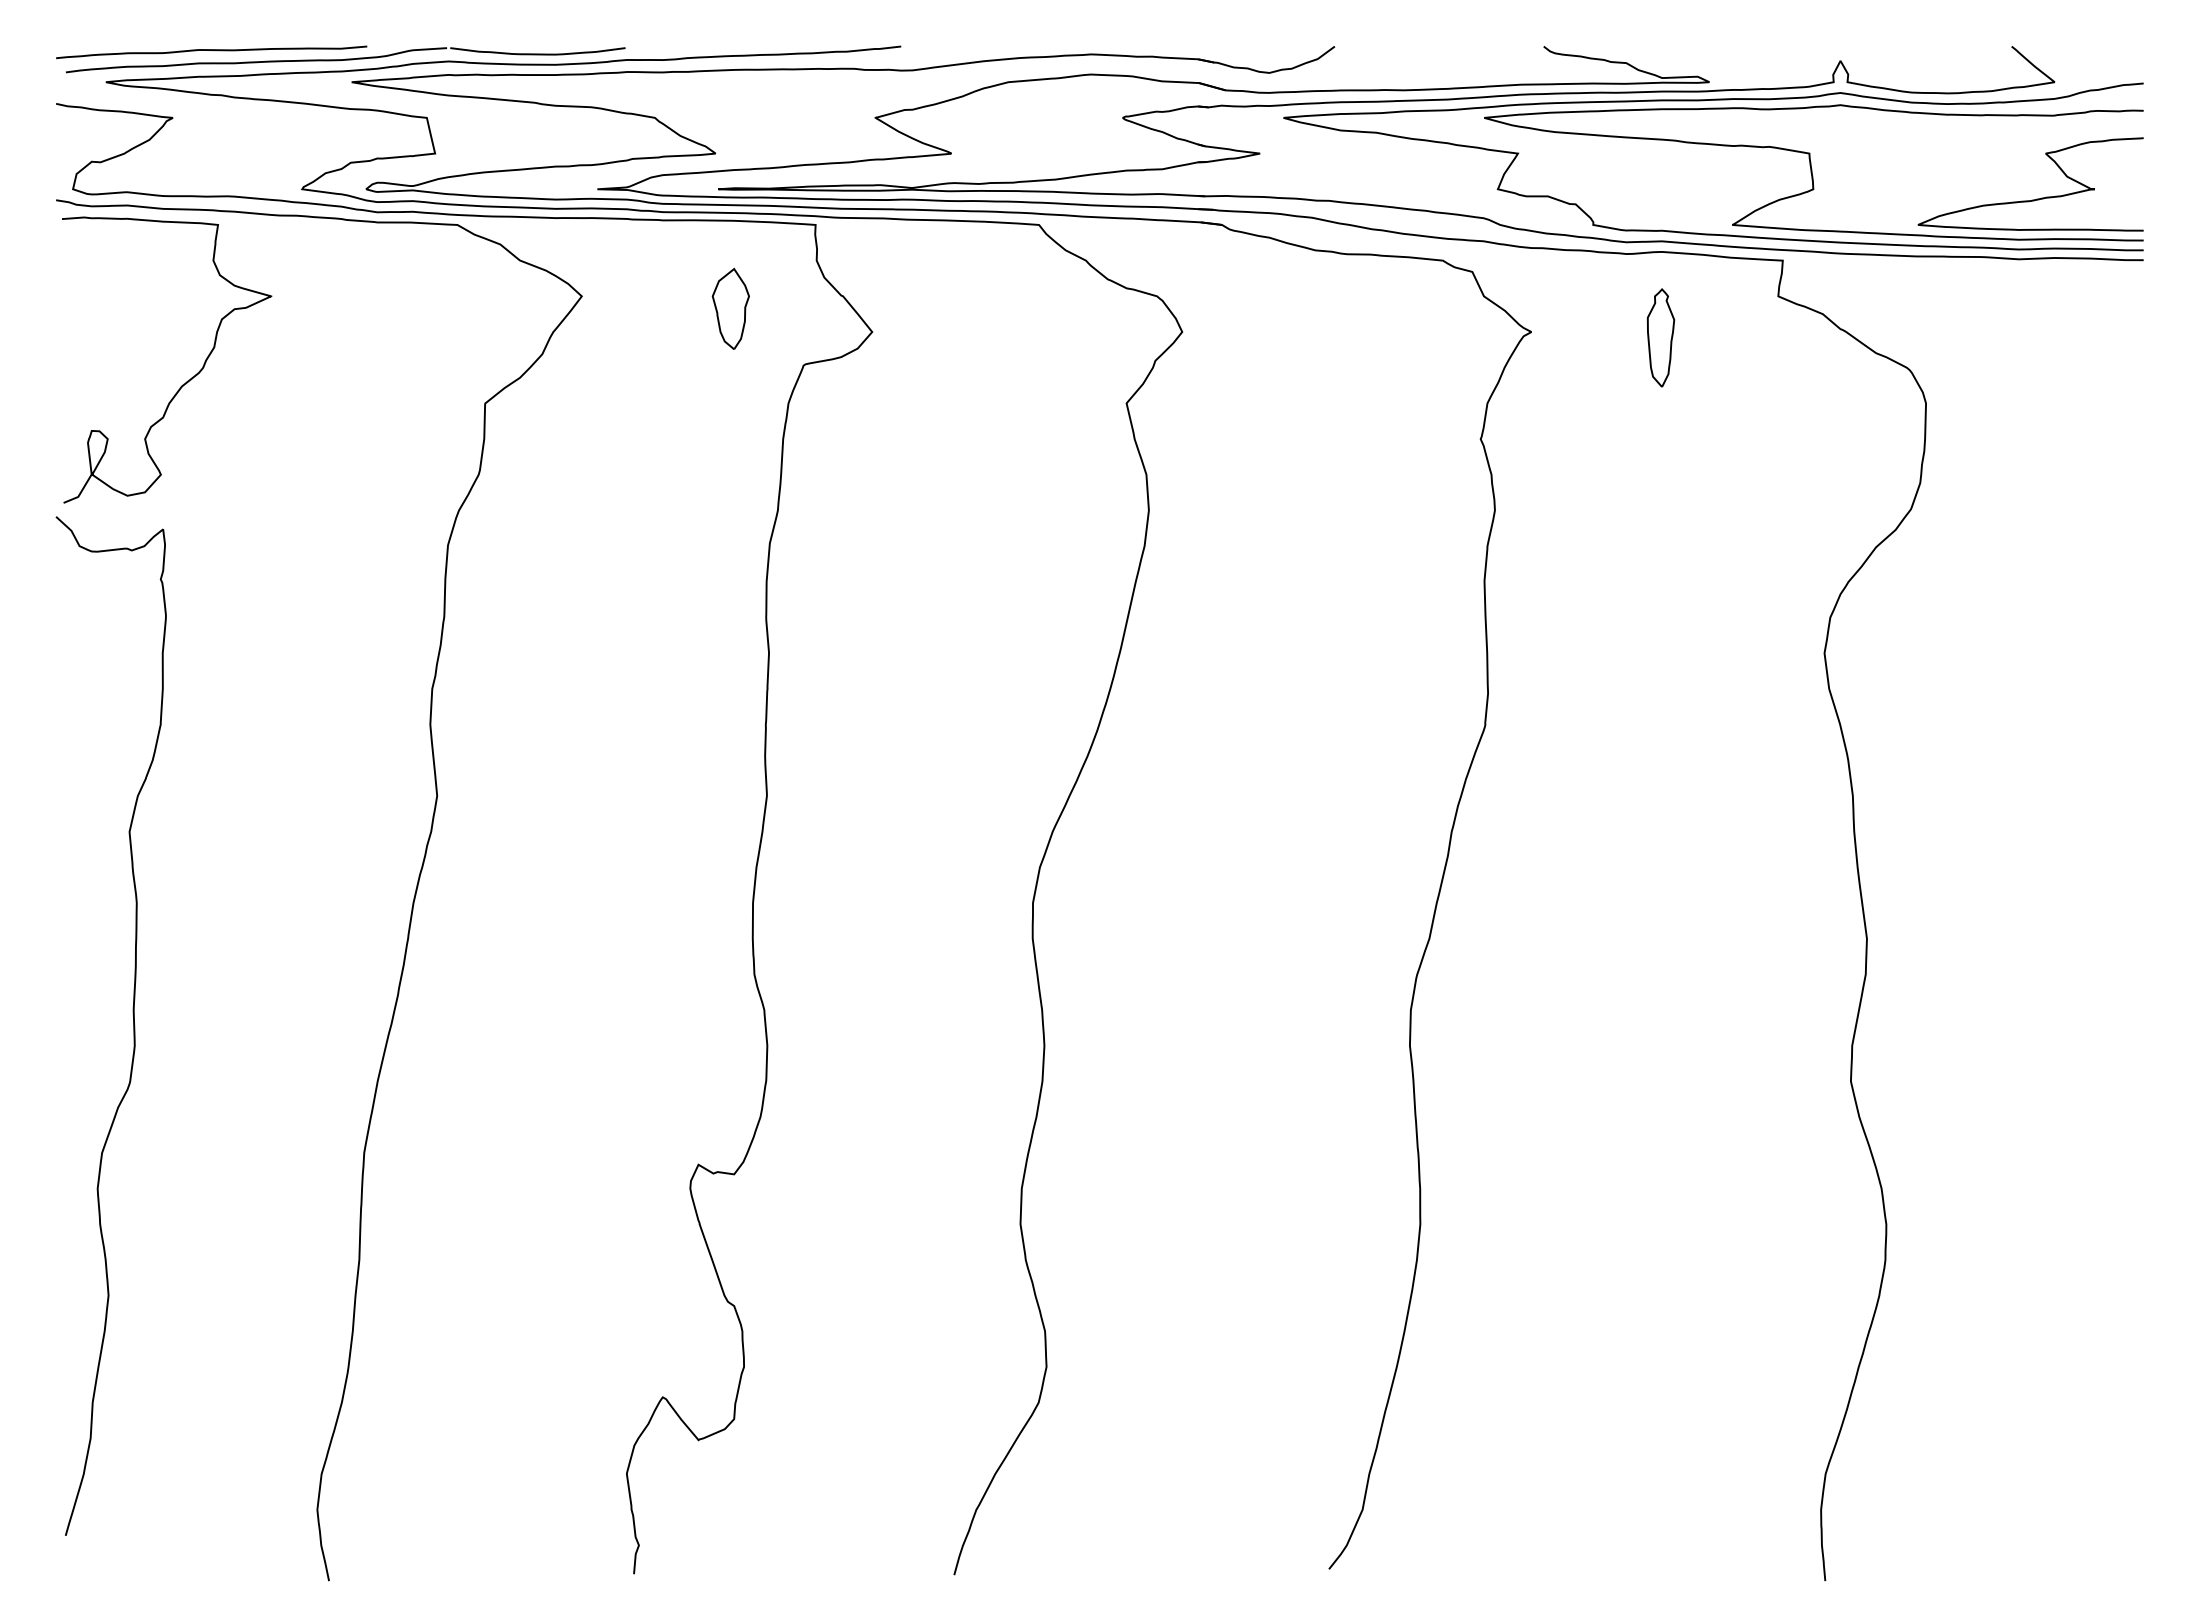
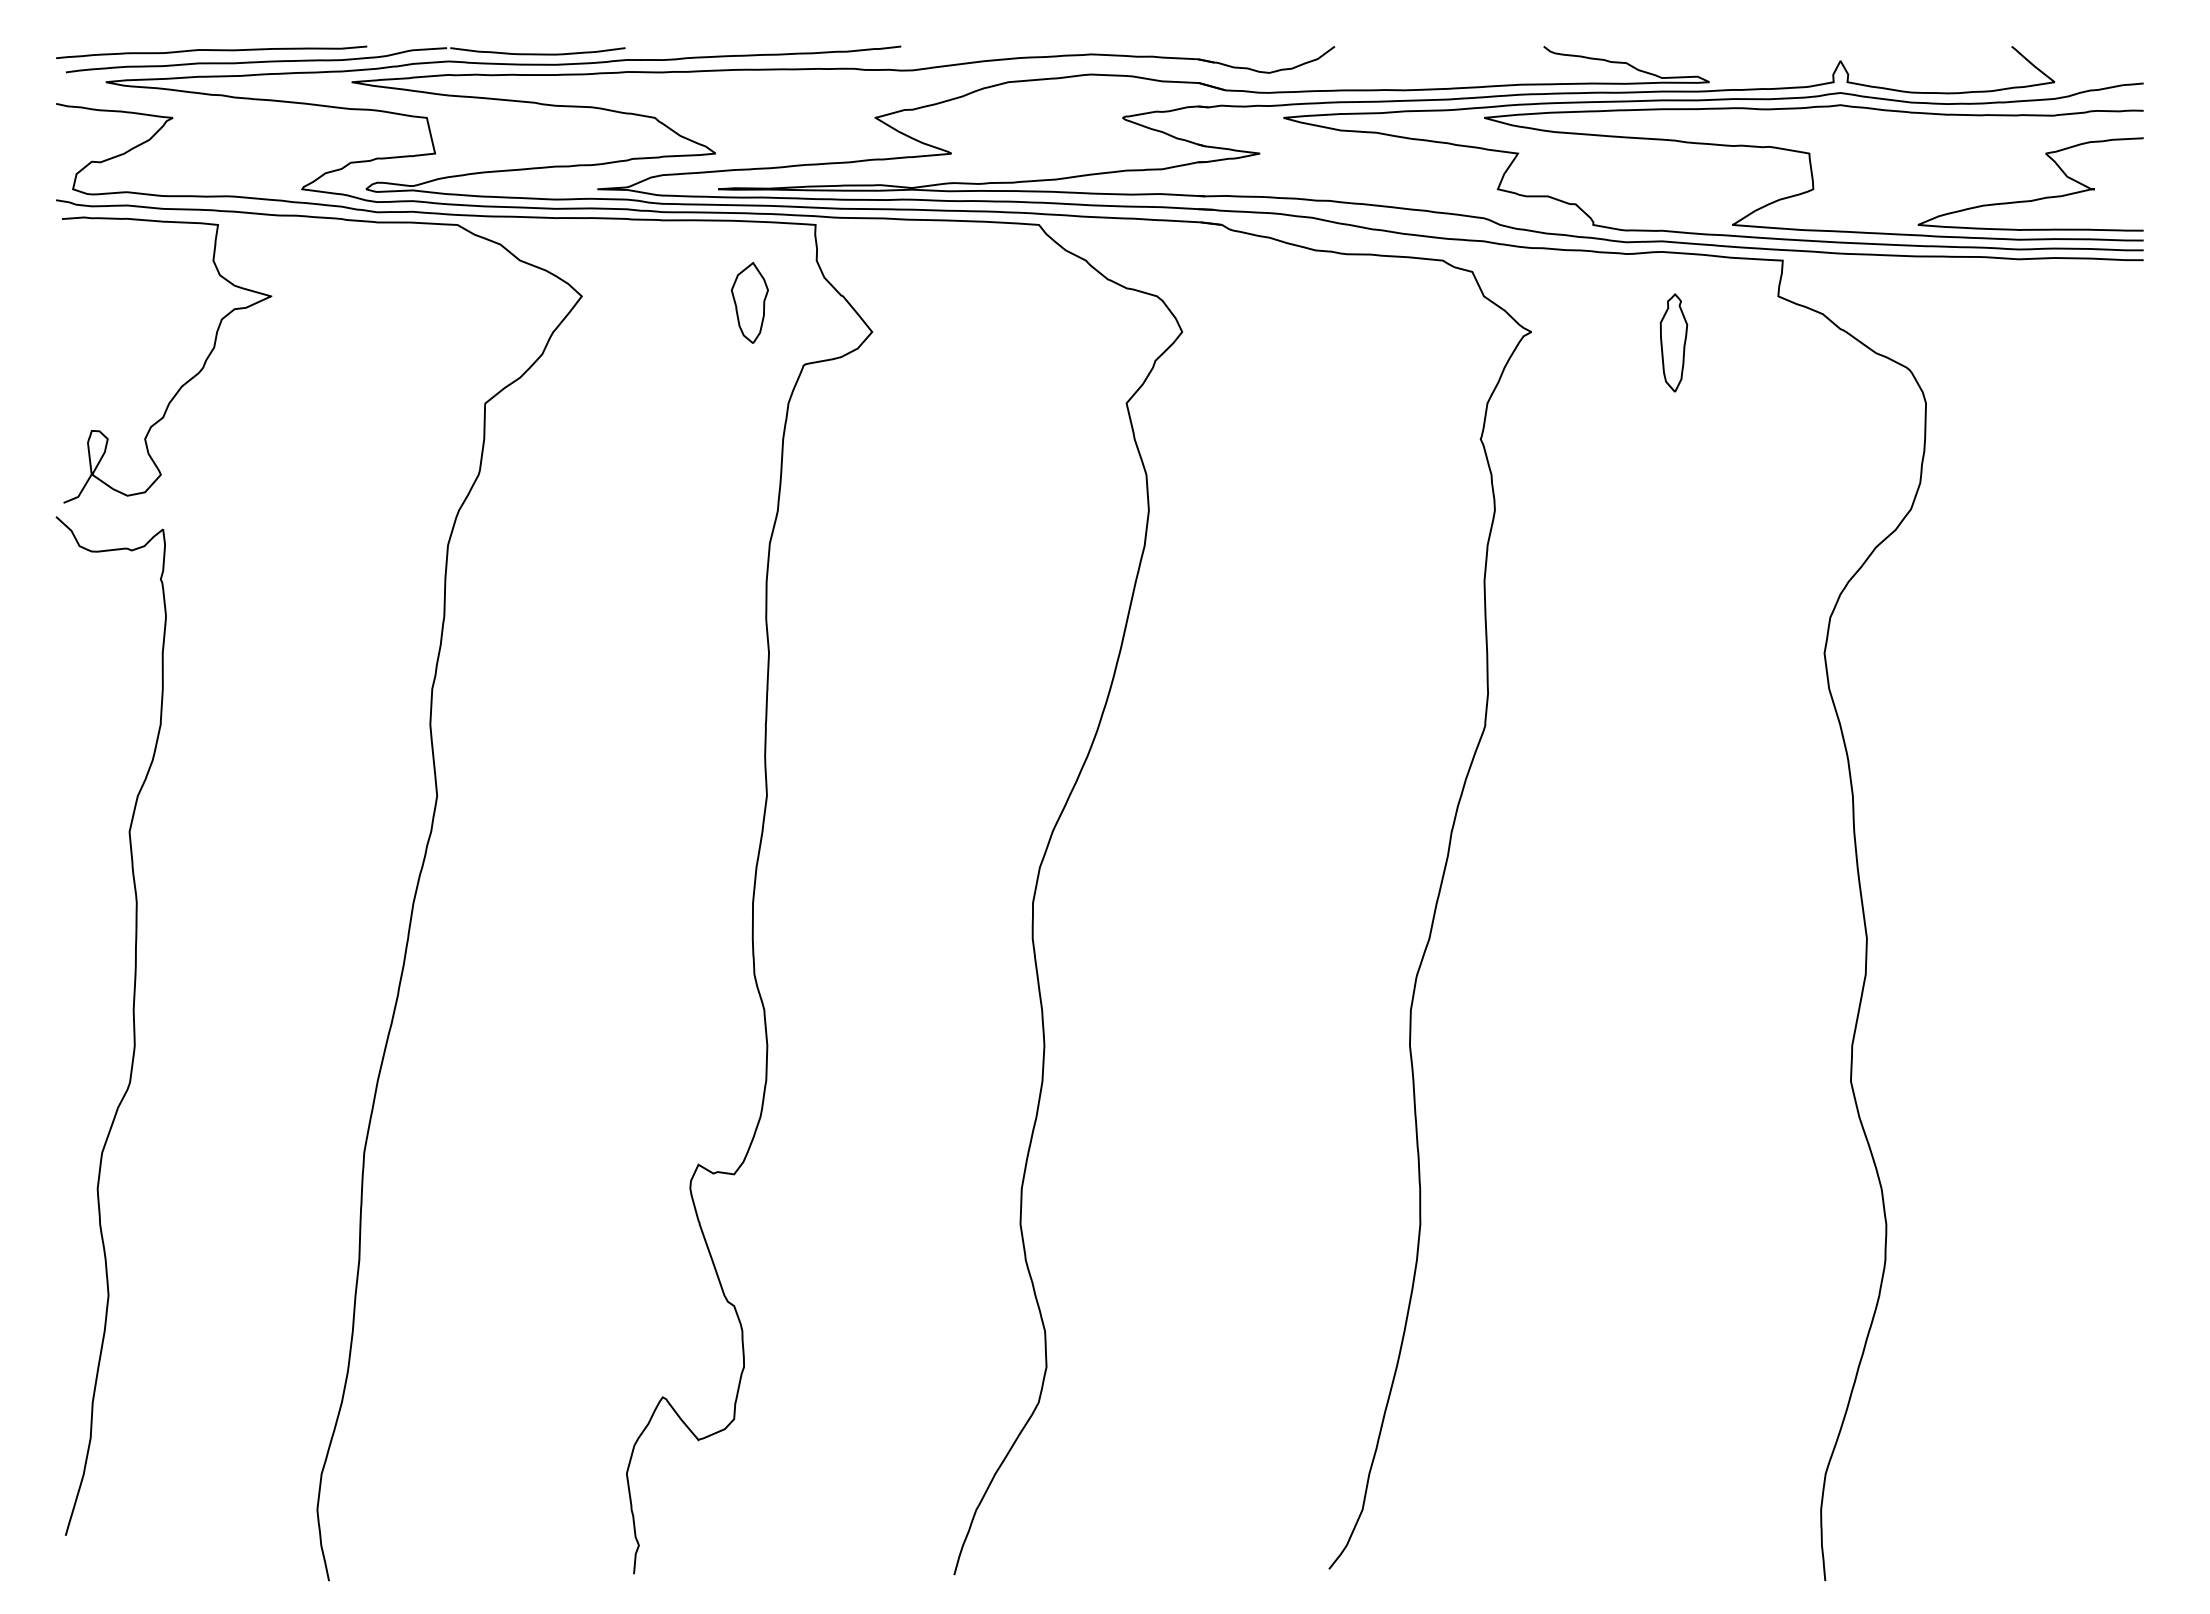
part position: (730, 308) -> (749, 302) (749, 302)
part position: (1660, 337) -> (1673, 342) (1673, 342)
